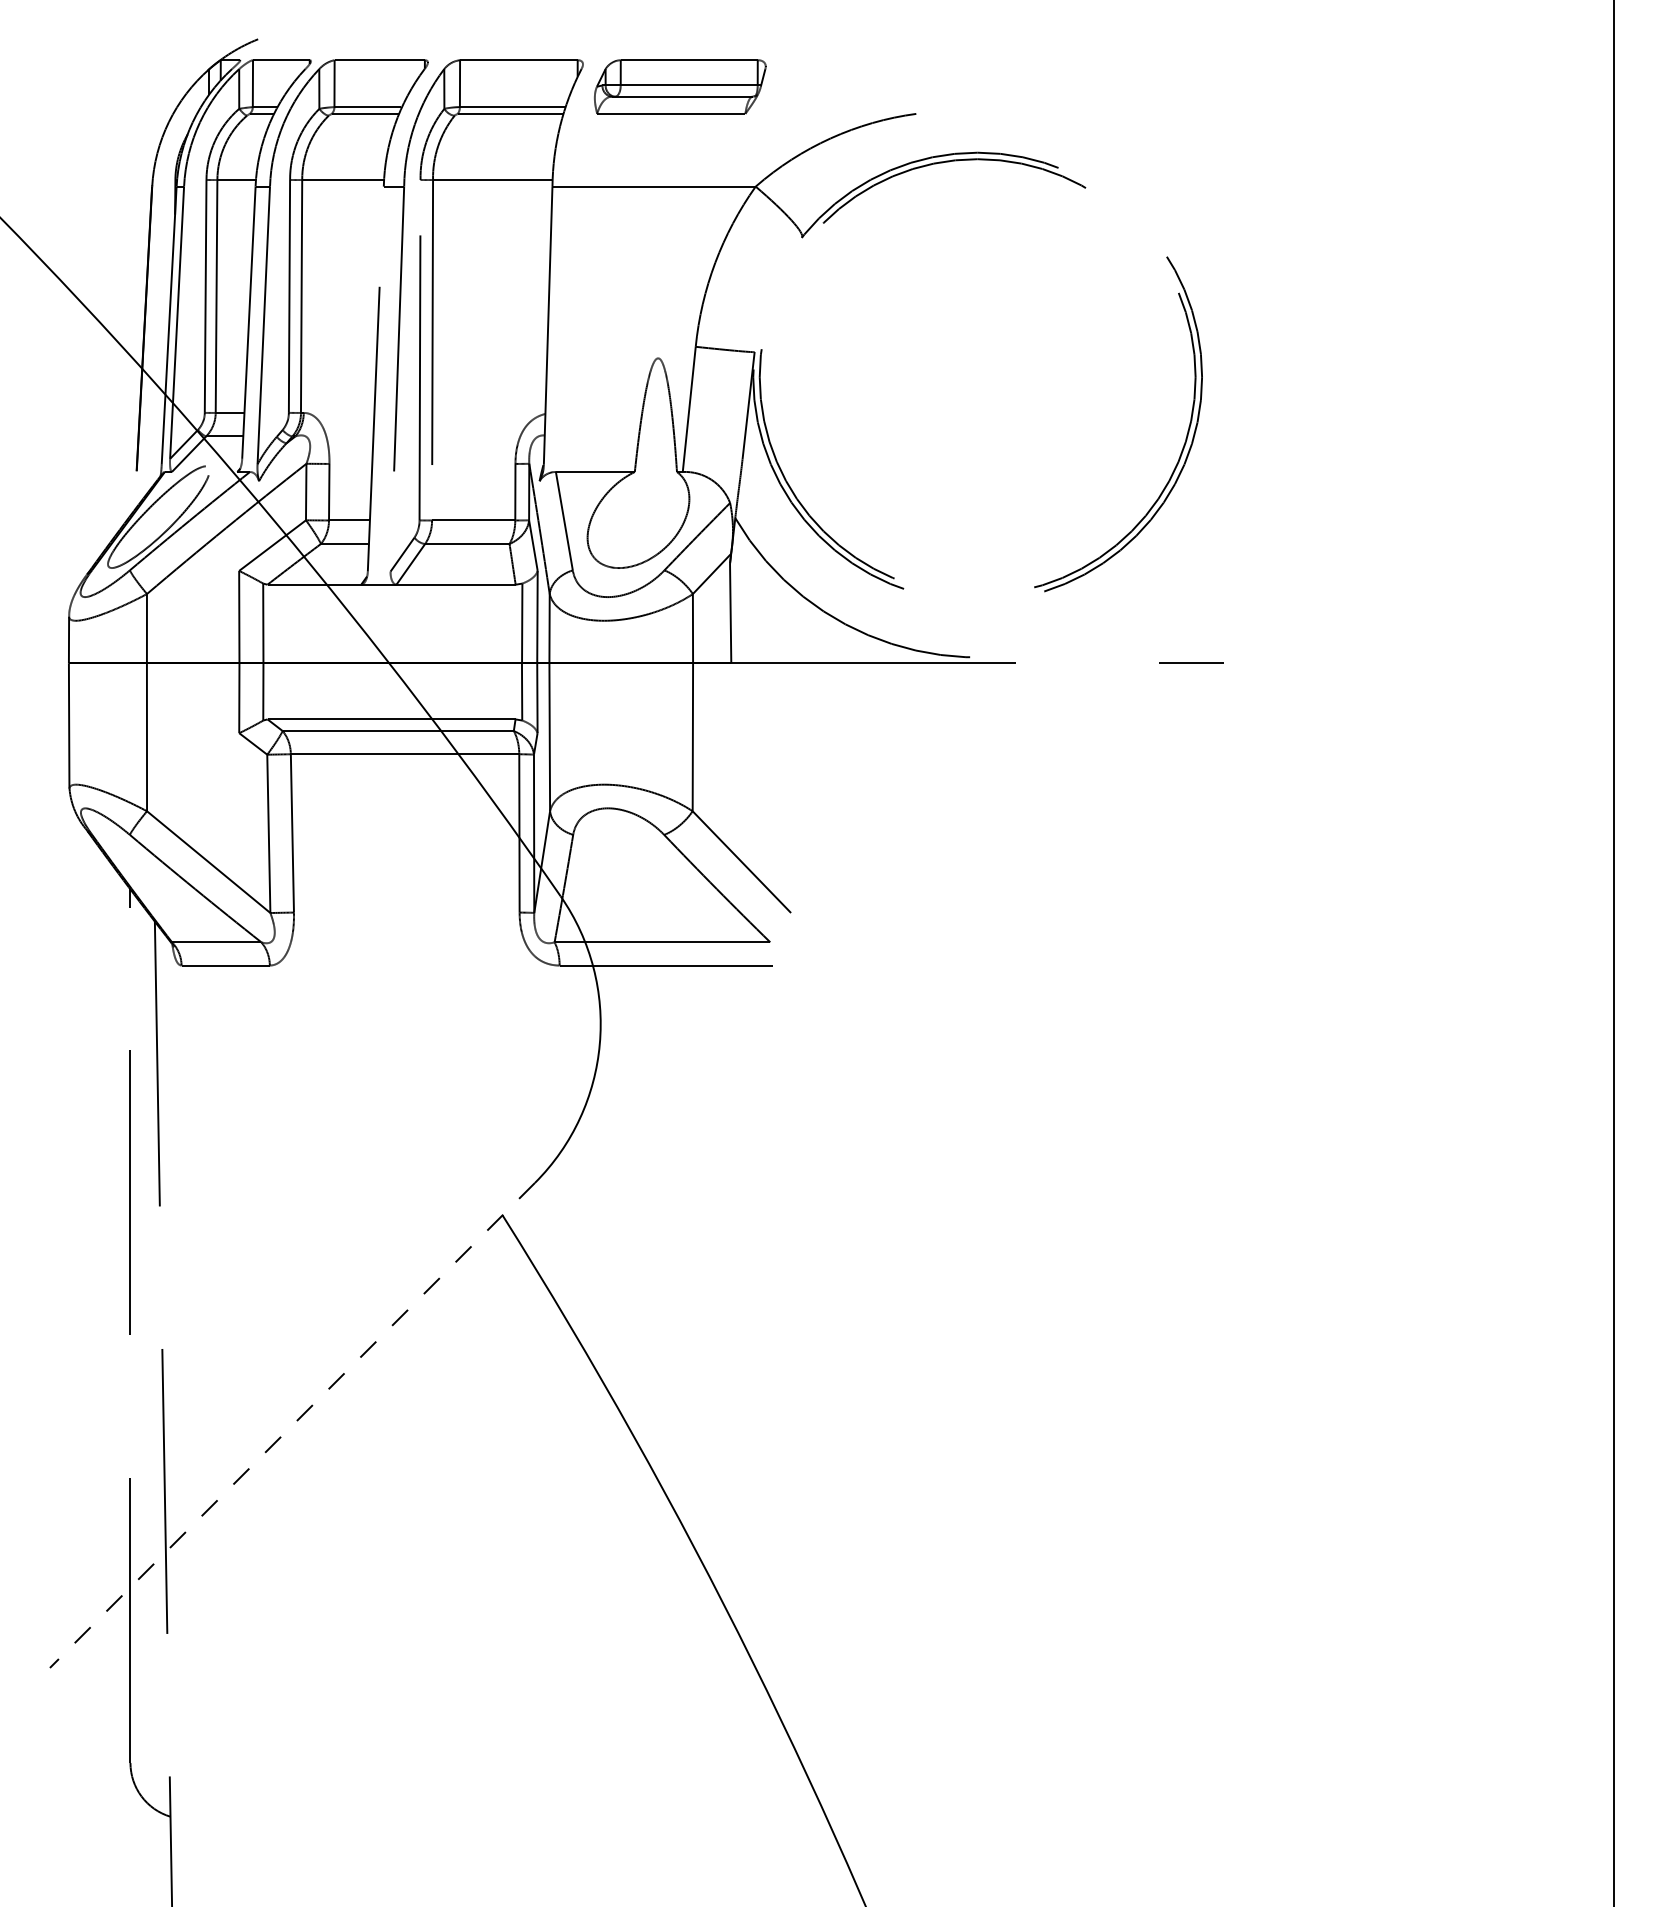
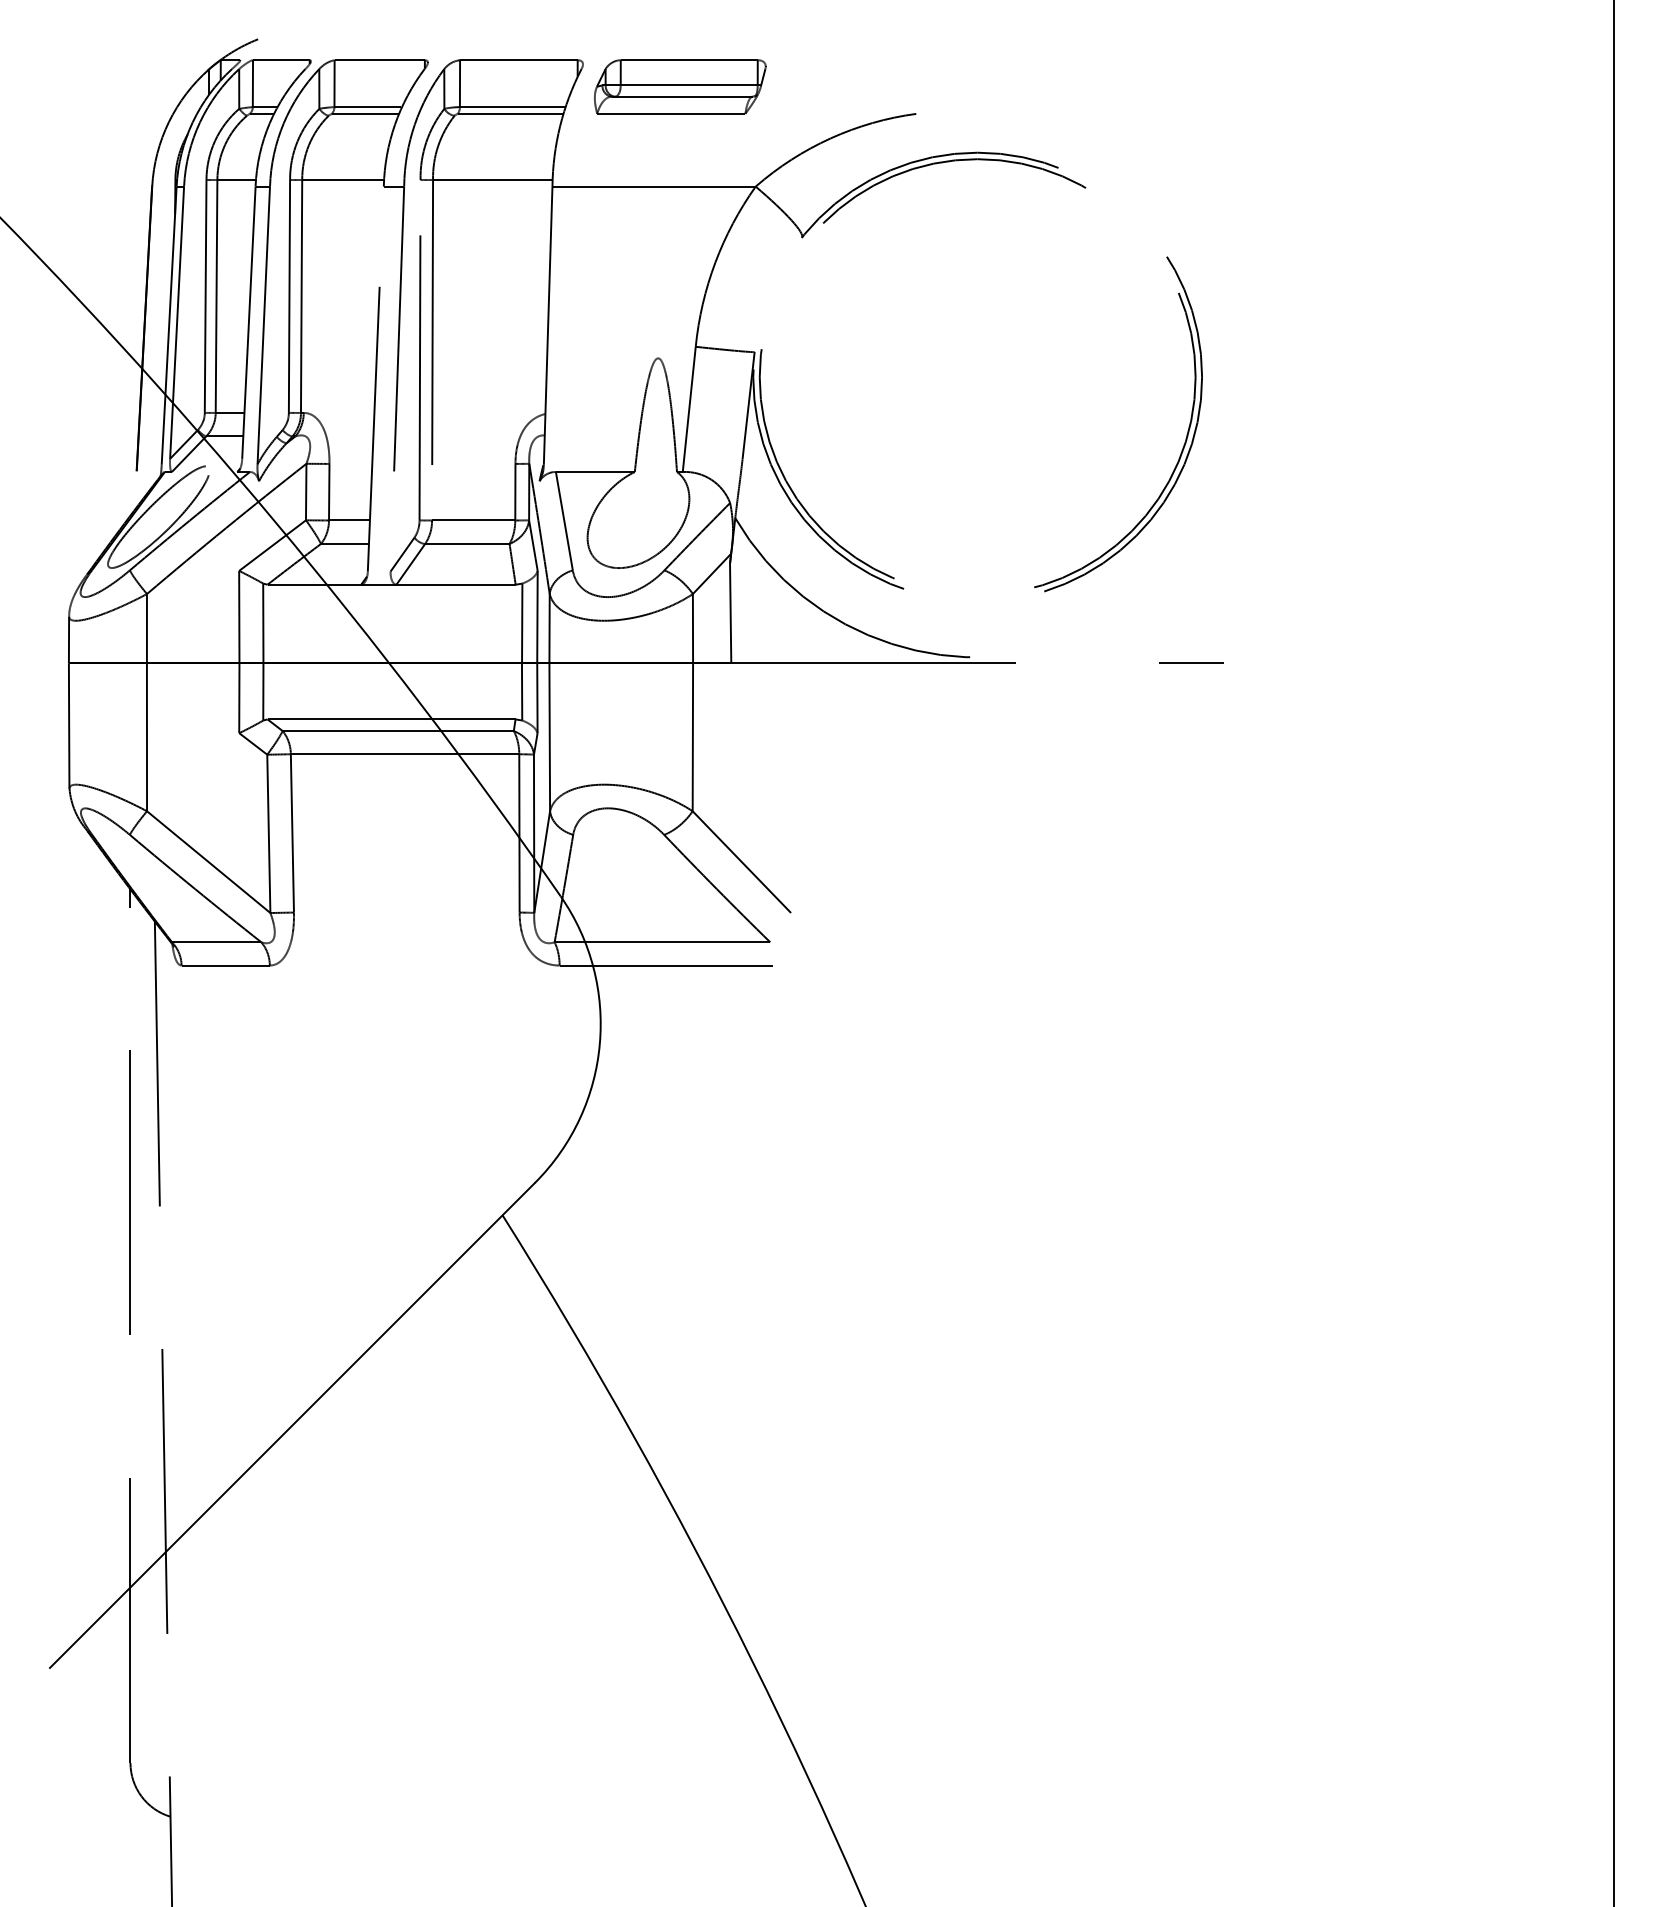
line: dashed -> solid (292, 1425)
